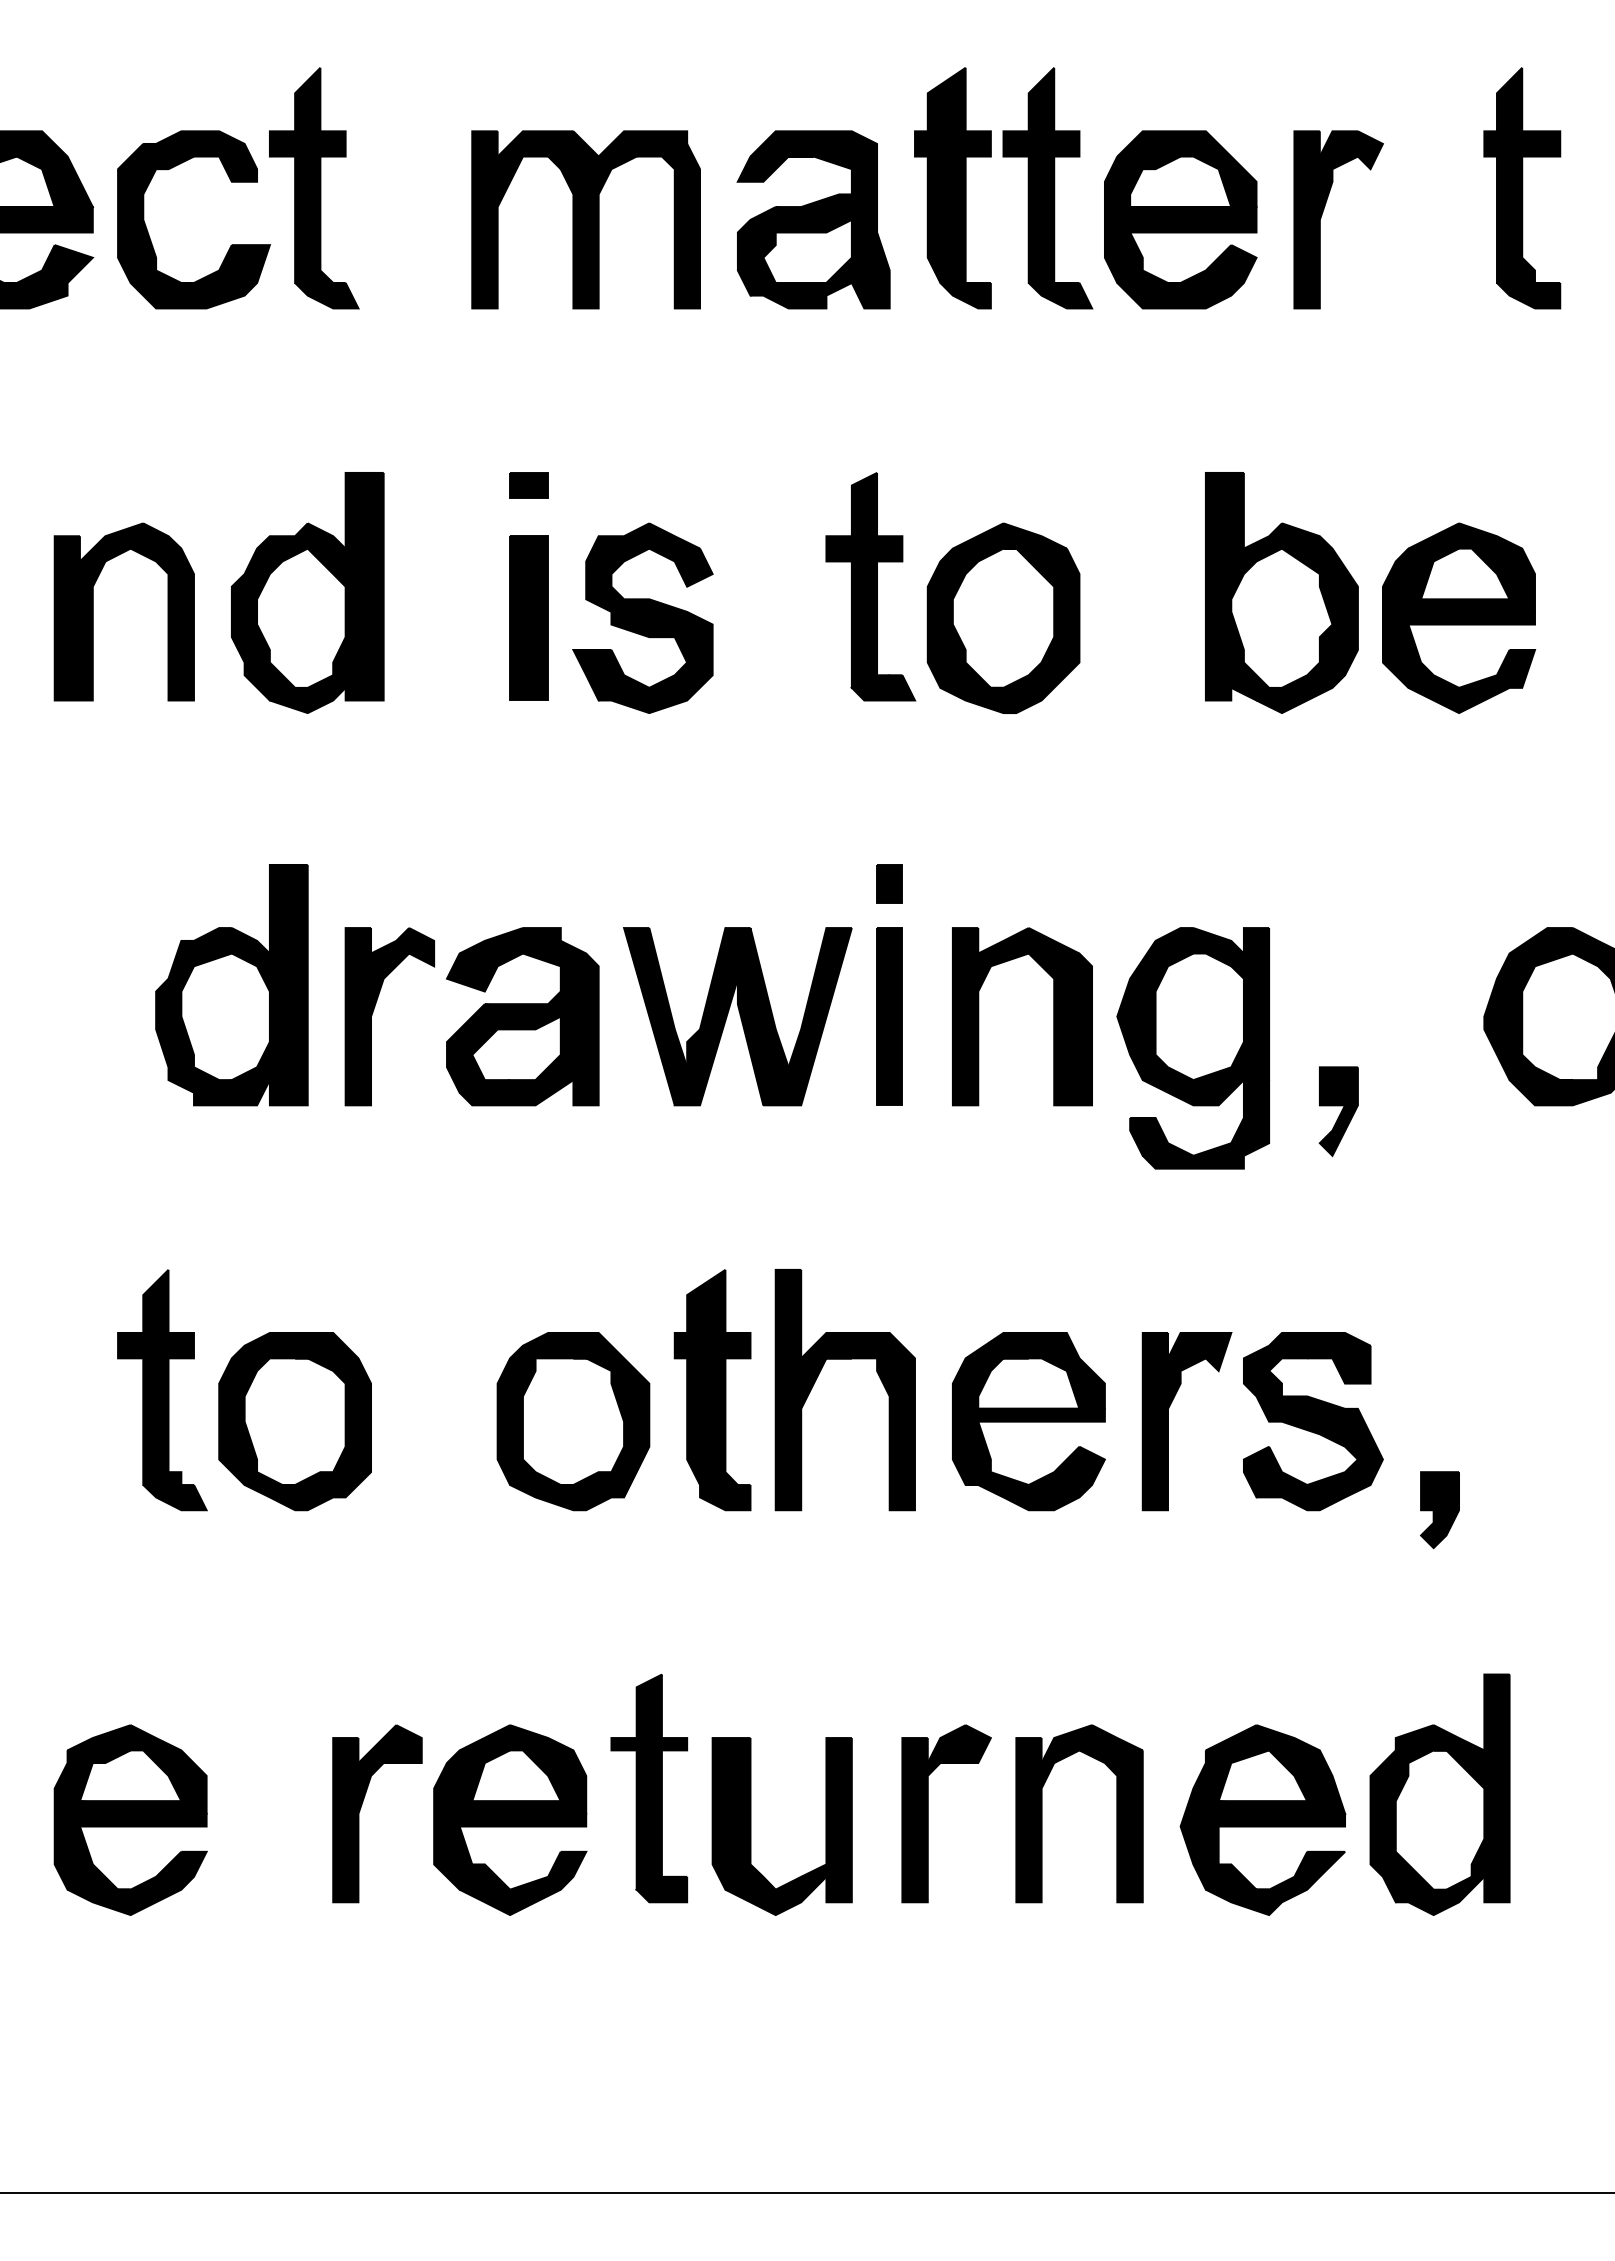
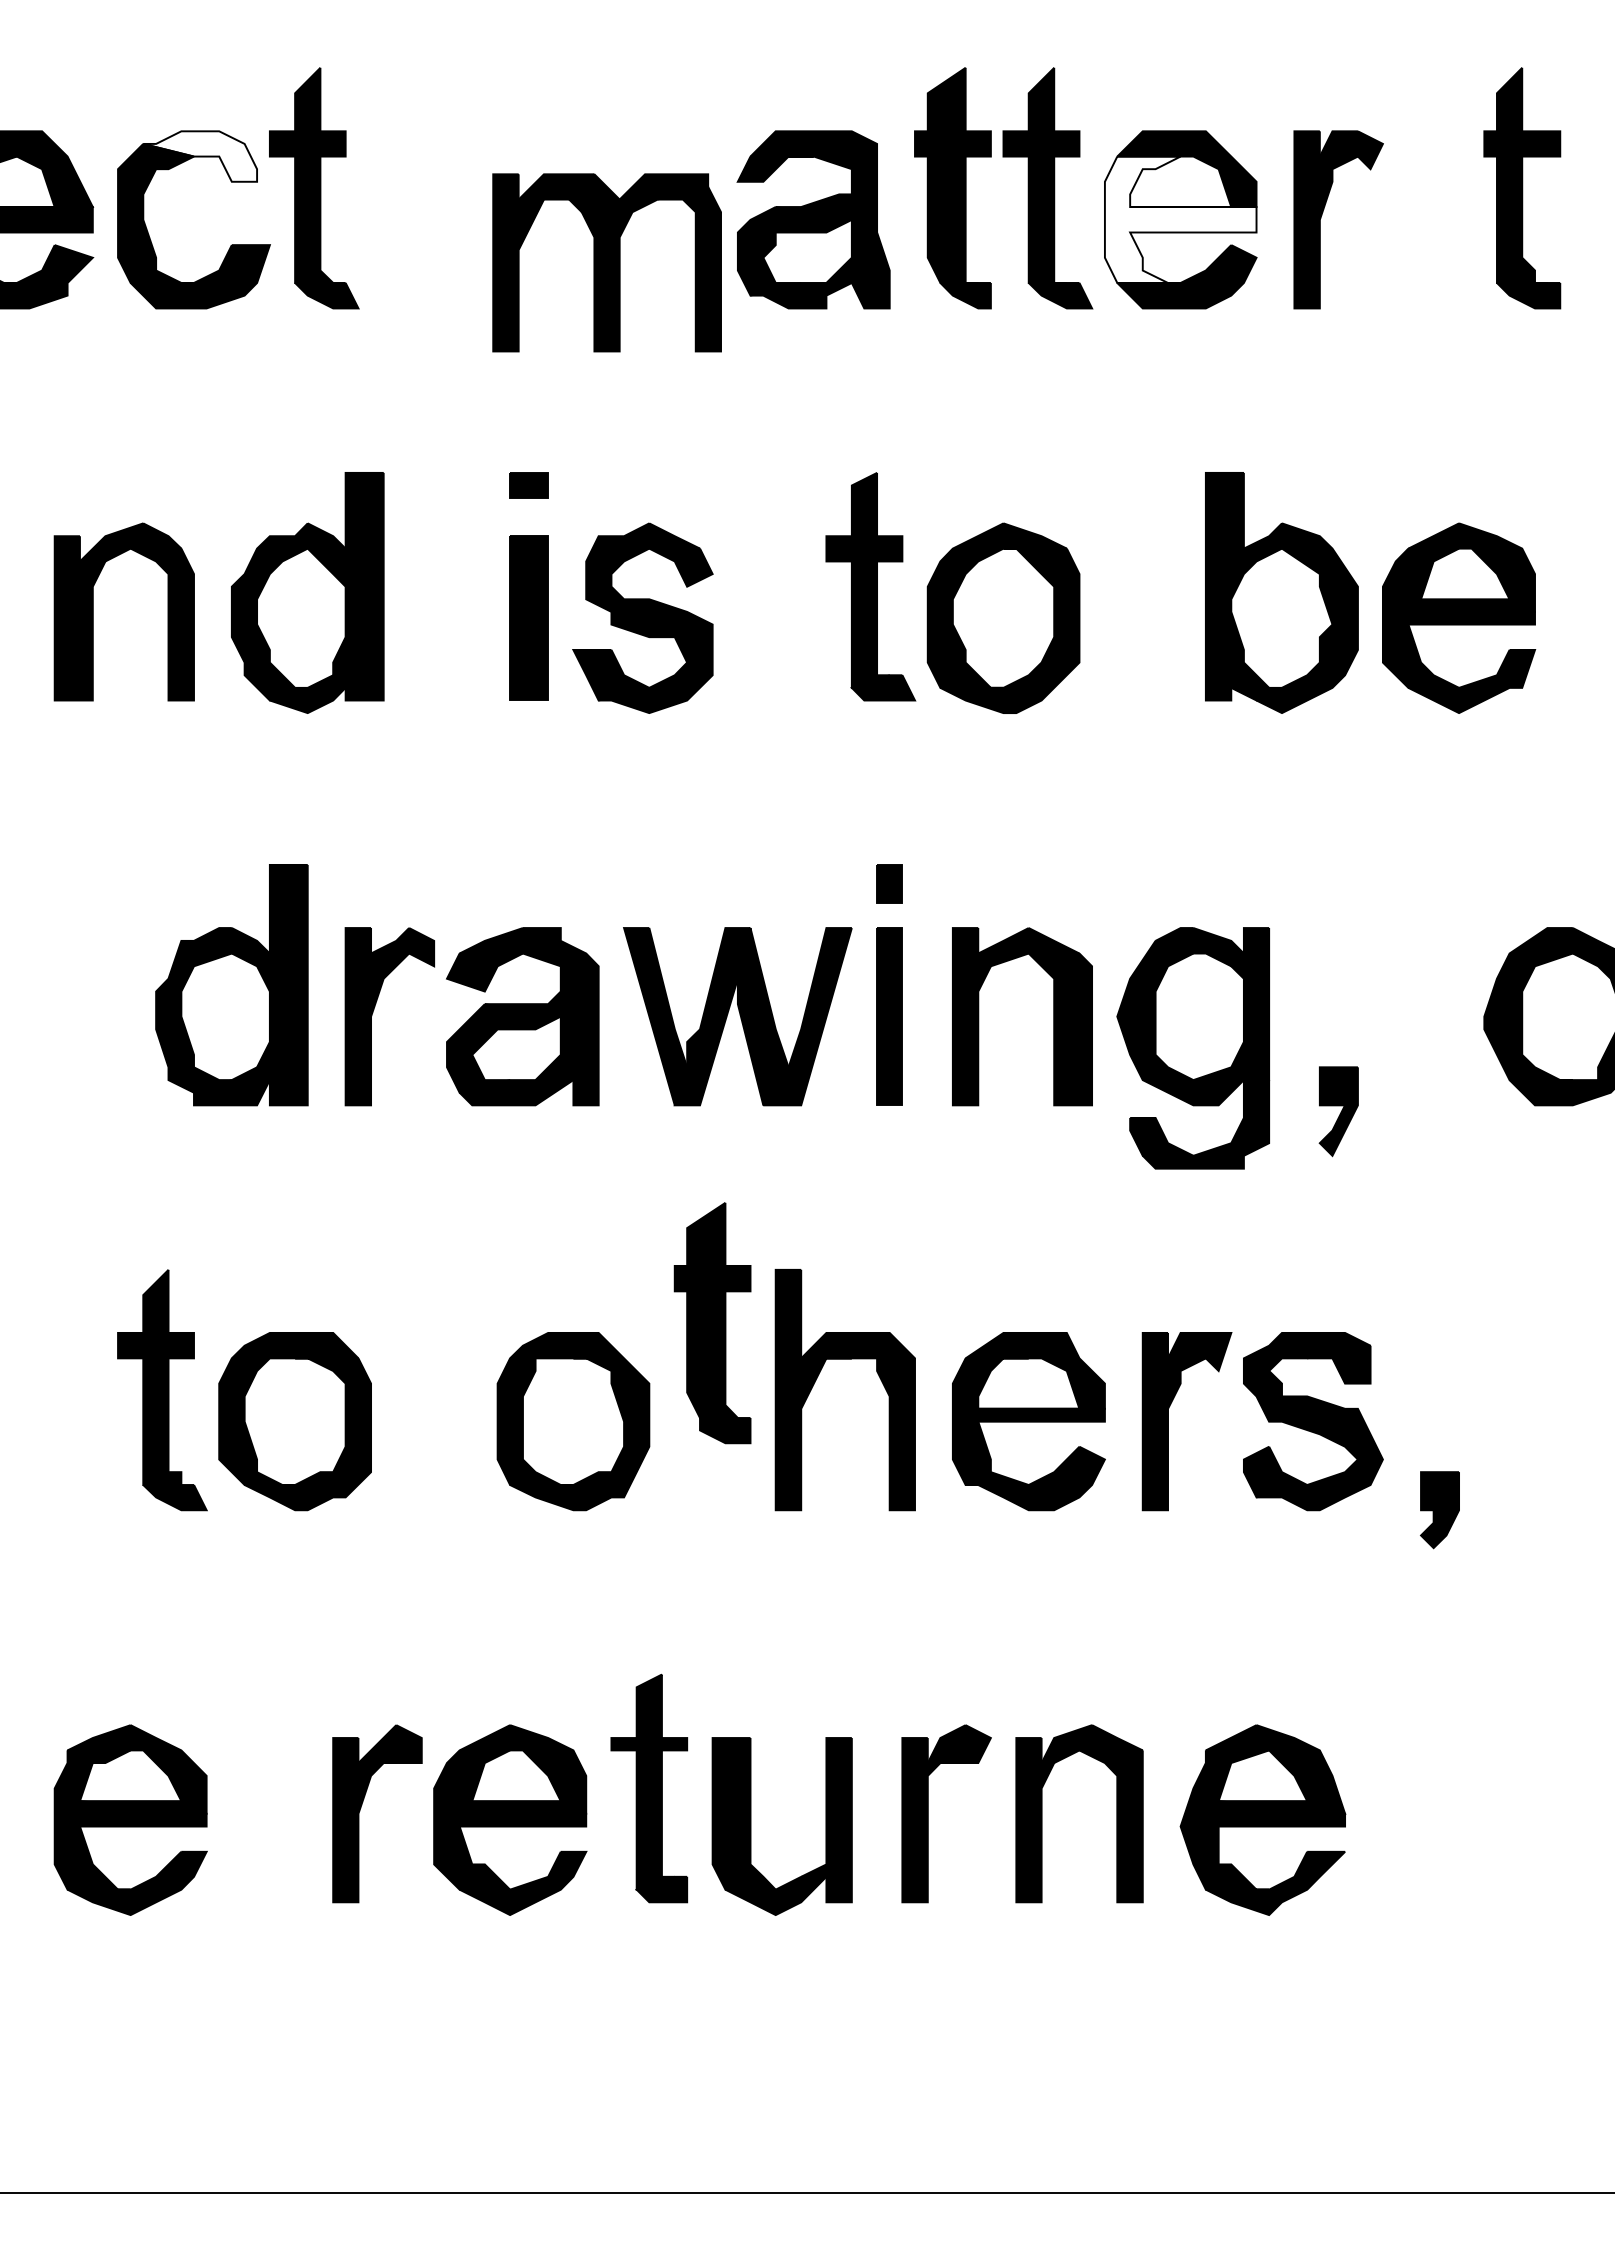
fill: present -> none (200, 156)
part position: (585, 219) -> (606, 262) (606, 262)
fill: present -> none (1180, 219)
part position: (712, 1390) -> (712, 1323) (712, 1323)
part: present -> none (1439, 1794)
